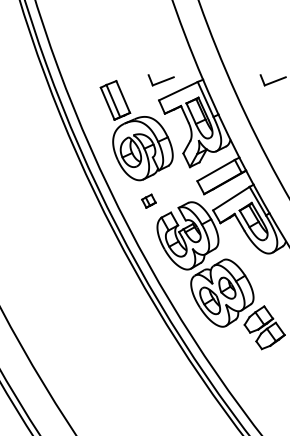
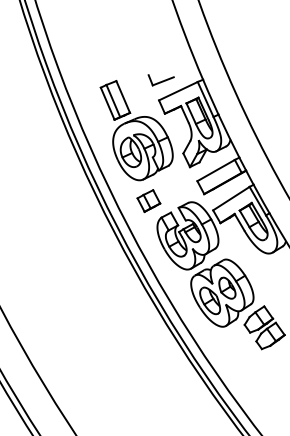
part: present -> none (272, 80)
part size: 16x16 px -> 26x25 px (148, 201)
